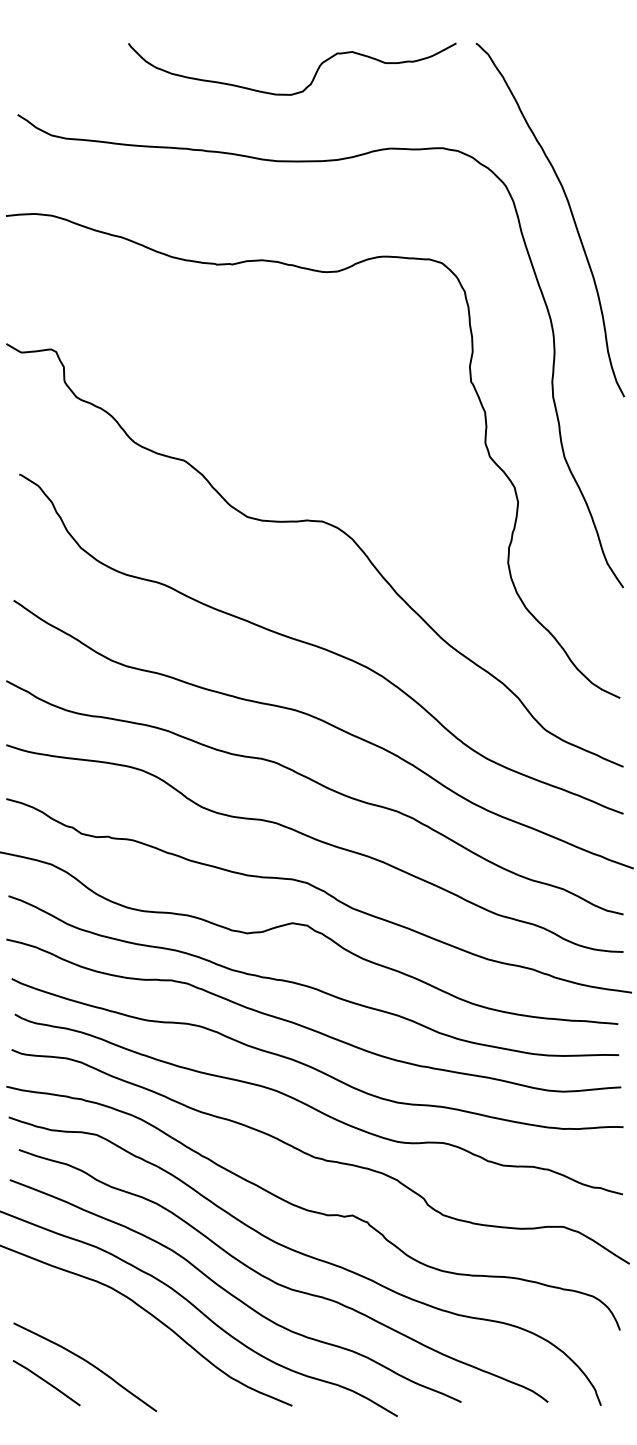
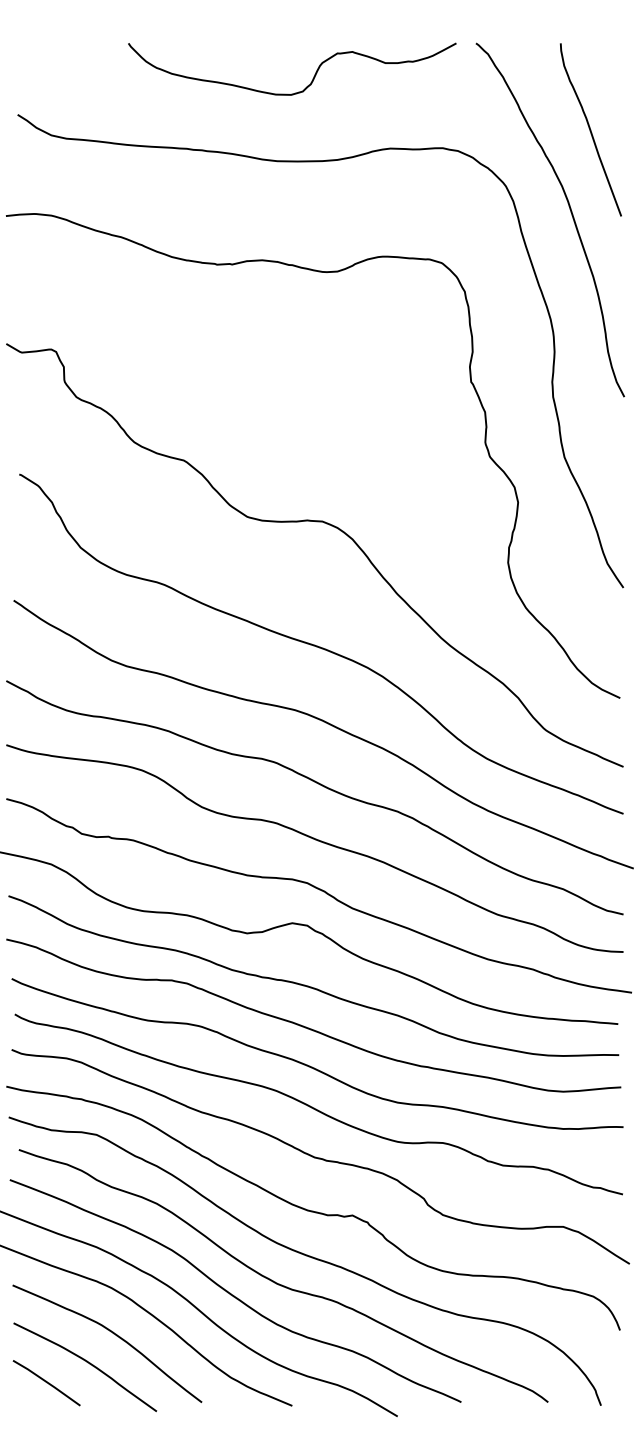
curve: none -> present (590, 129)
curve: none -> present (113, 1334)
